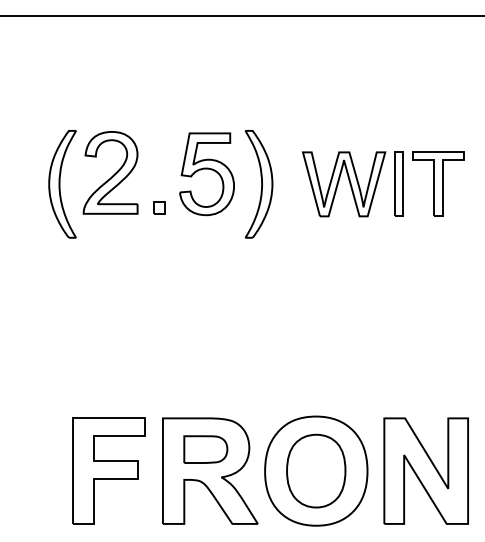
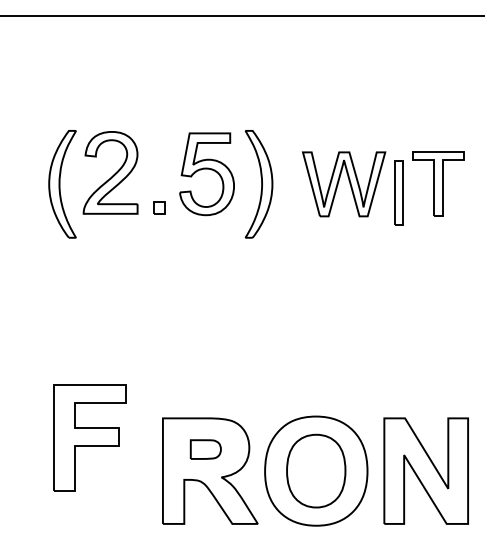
part position: (398, 183) -> (398, 192) (398, 192)
part size: 46x29 px -> 33x21 px (205, 449)
part position: (108, 470) -> (89, 437) (89, 437)
